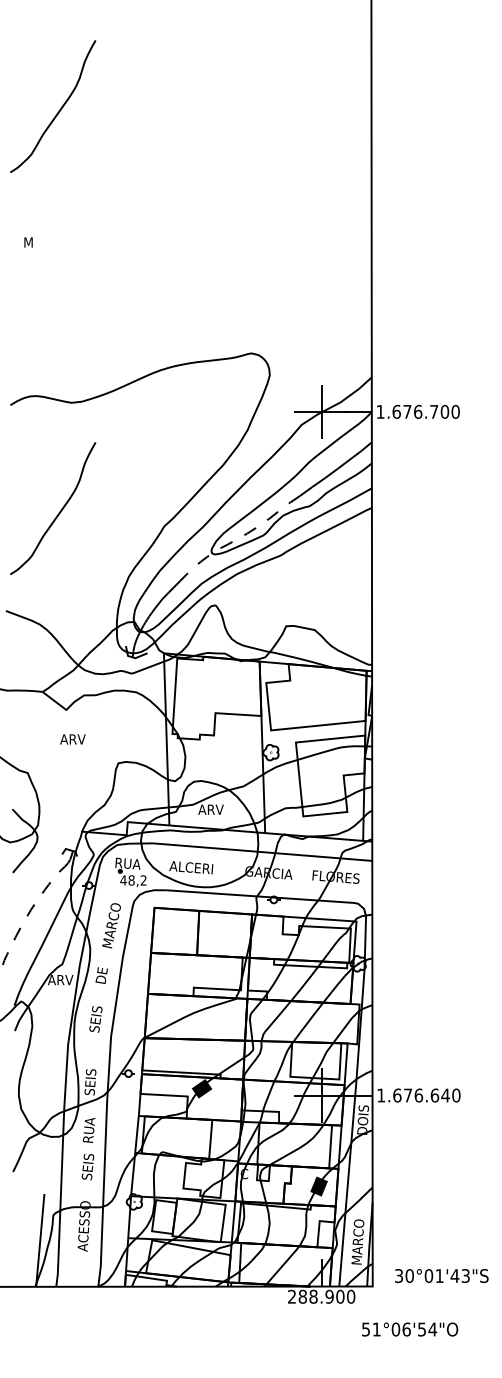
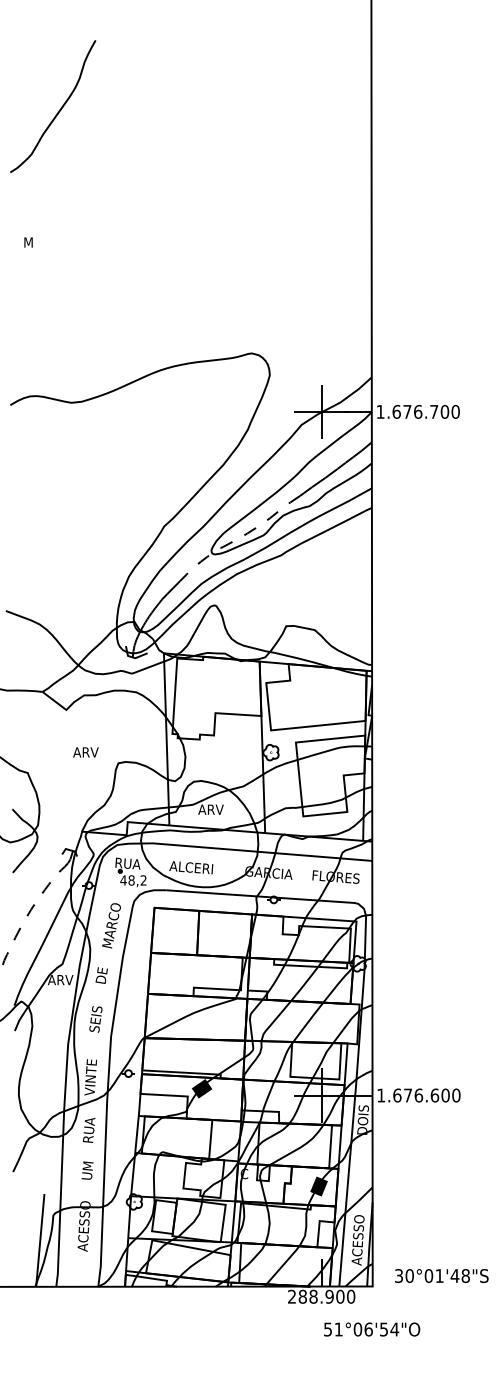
curve: present -> none (58, 512)
text position: (72, 739) -> (85, 752) (85, 752)
text: SEIS -> VINTE (90, 1077)
text: 1.676.640 -> 1.676.600 (445, 1095)
text: SEIS -> UM (87, 1167)
text: MARCO -> ACESSO (357, 1240)
text: 30°01'43"S -> 30°01'48"S (465, 1275)
text position: (410, 1329) -> (372, 1329) (372, 1329)
